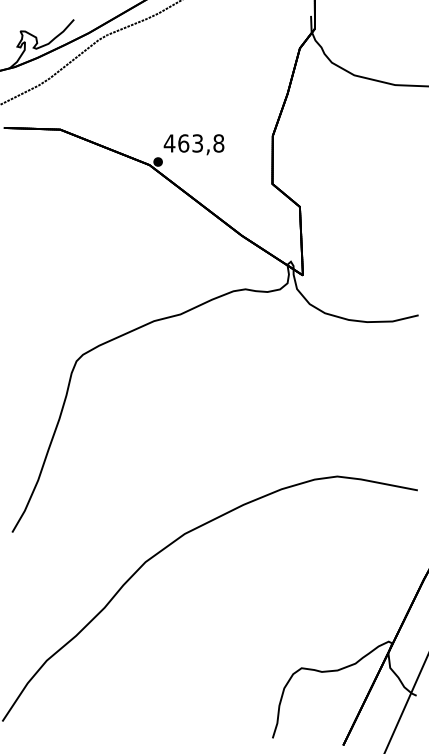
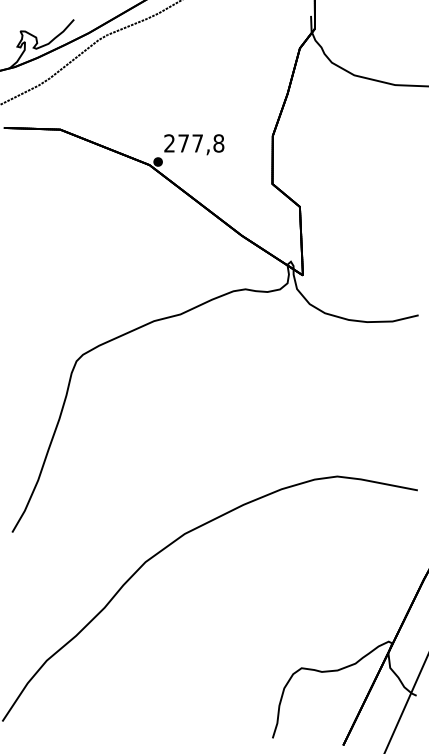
text: 463,8 -> 277,8 (182, 143)
